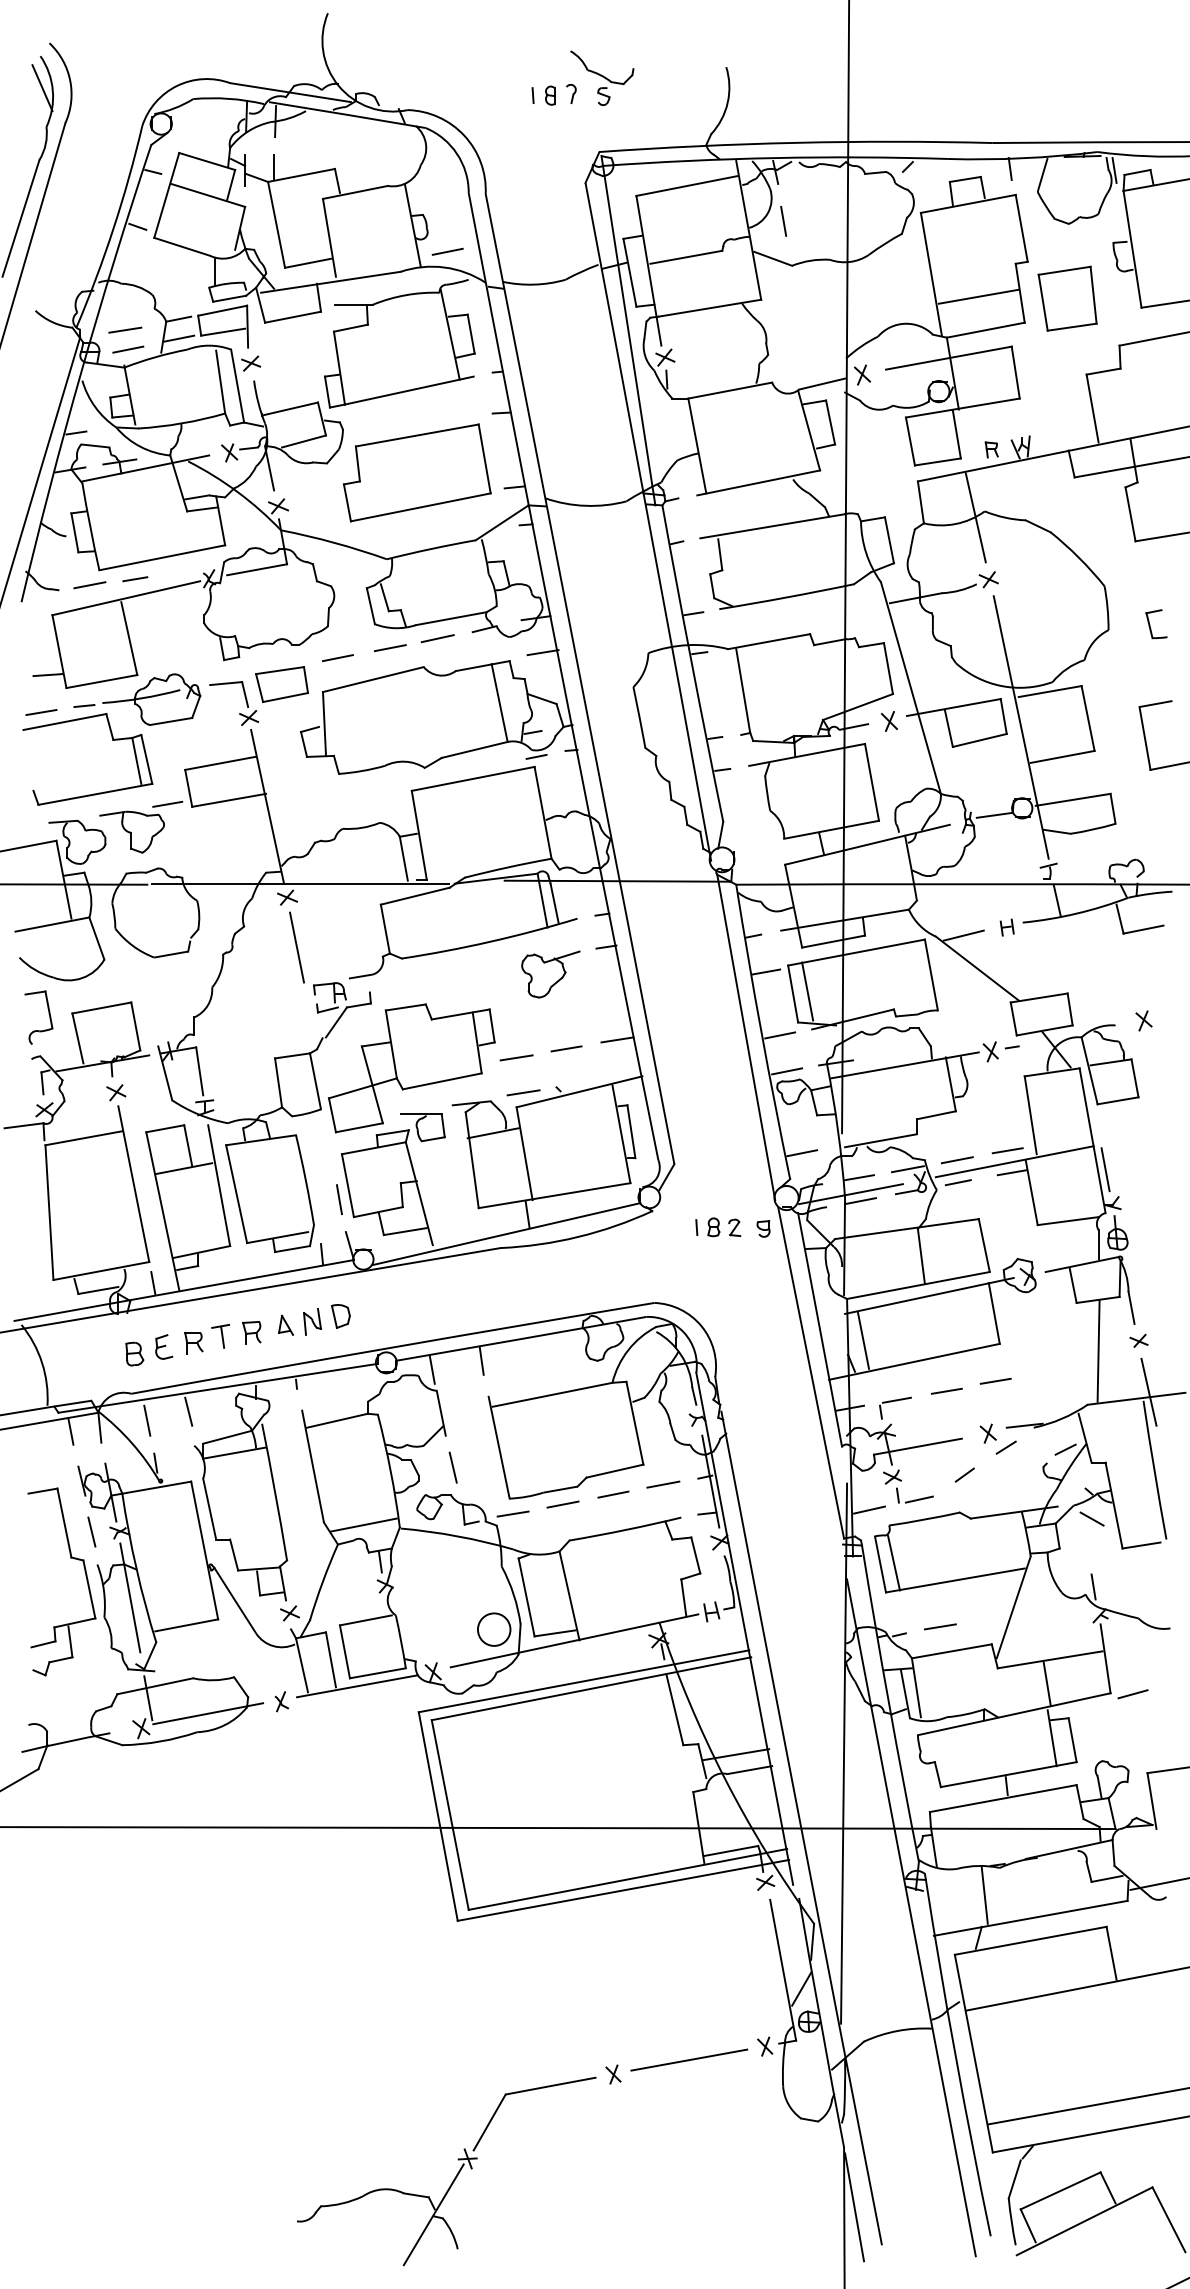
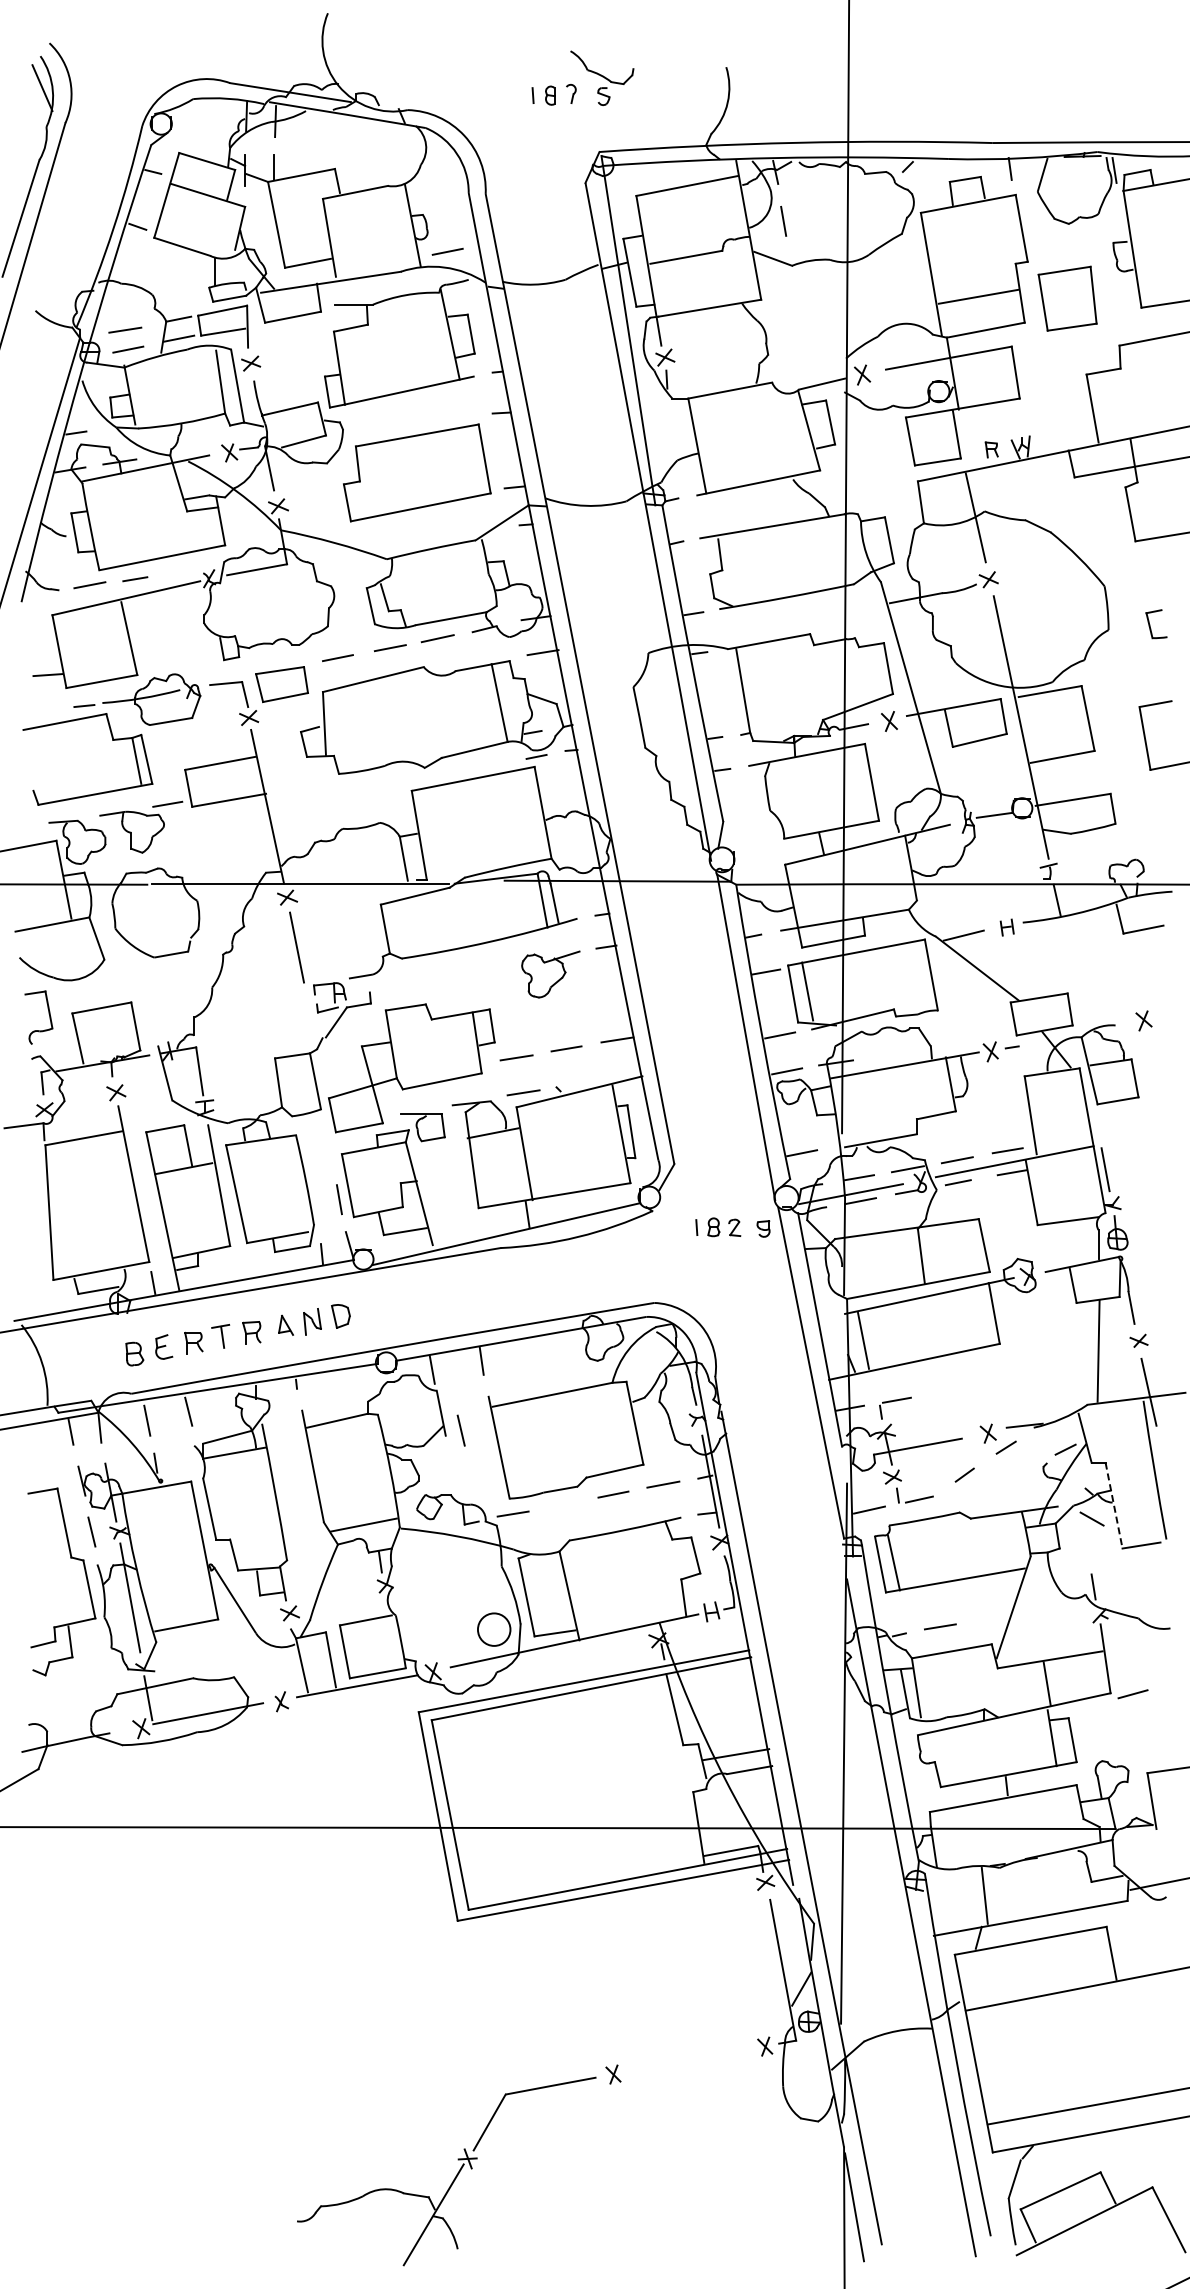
line: present -> none (41, 712)
line: present -> none (995, 1380)
line: present -> none (946, 1390)
line position: (452, 1467) -> (460, 1430) (460, 1430)
line: present -> none (562, 1504)
line: solid -> dashed (1114, 1505)
line: present -> none (689, 2059)
